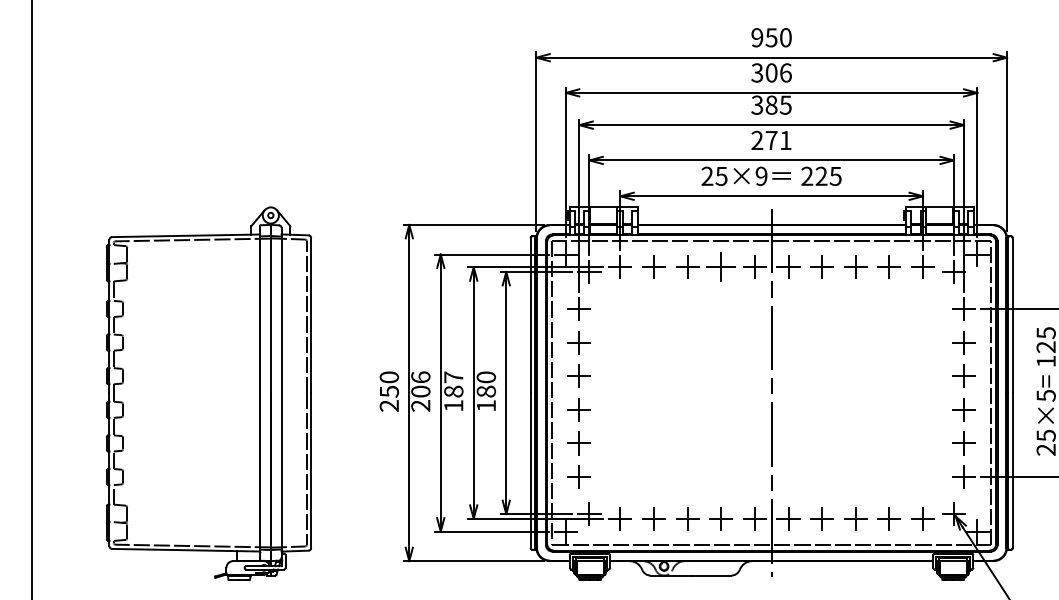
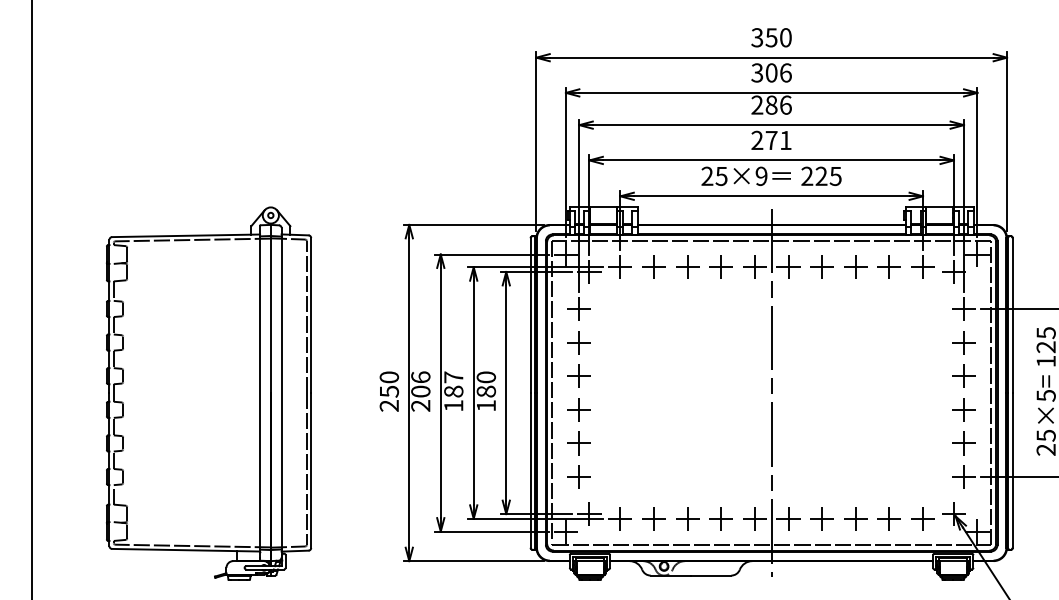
text: 950 -> 350 (757, 37)
text: 385 -> 286 (771, 104)
part size: 30x30 px -> 24x24 px (720, 266)
